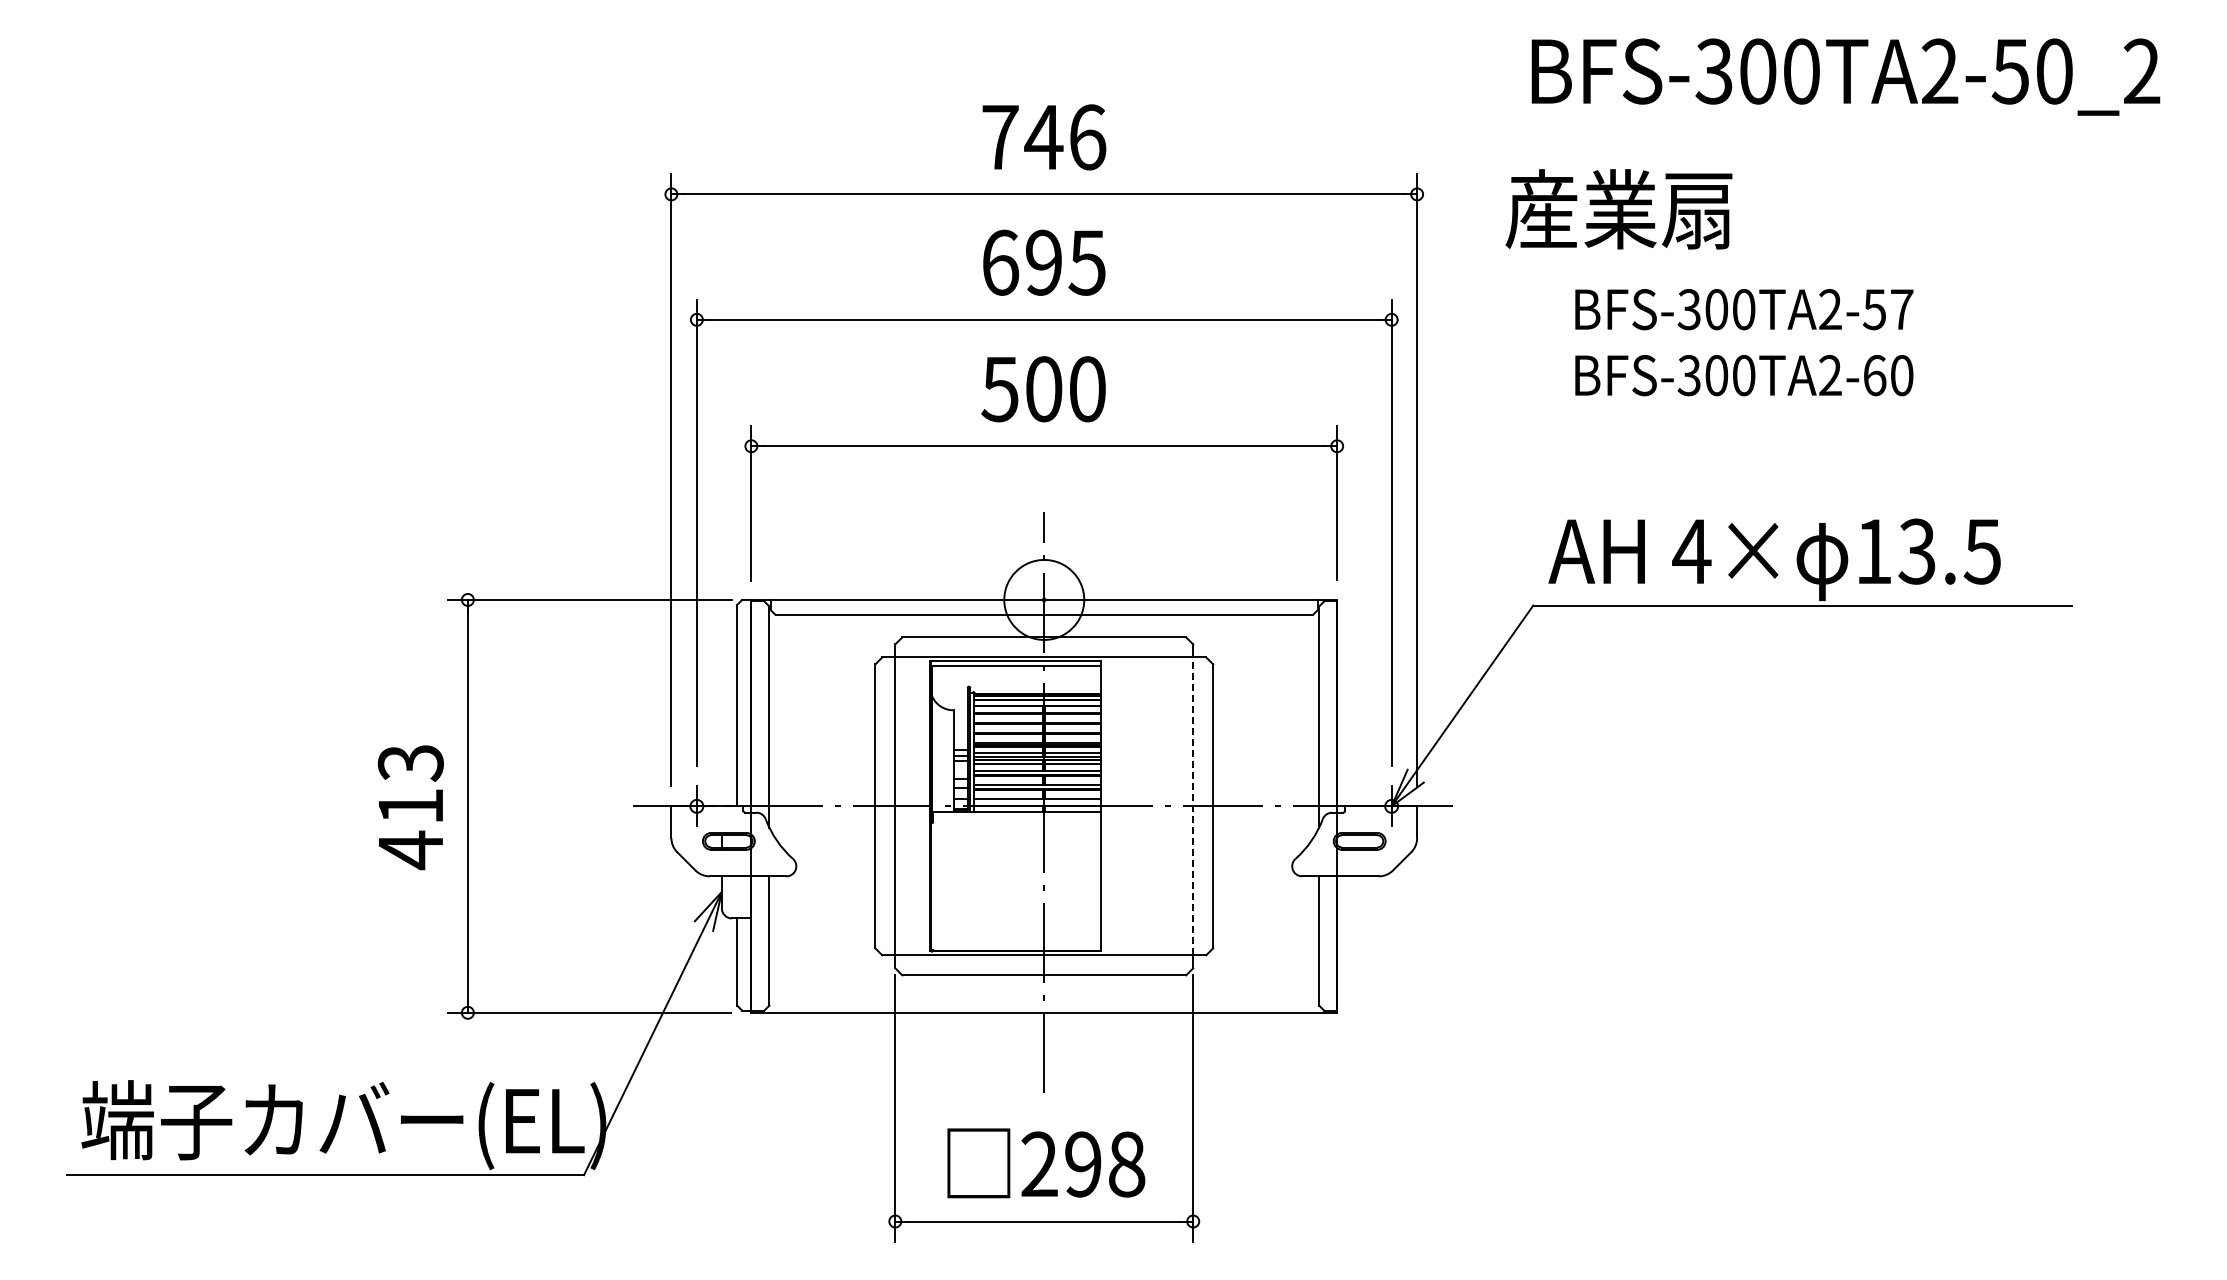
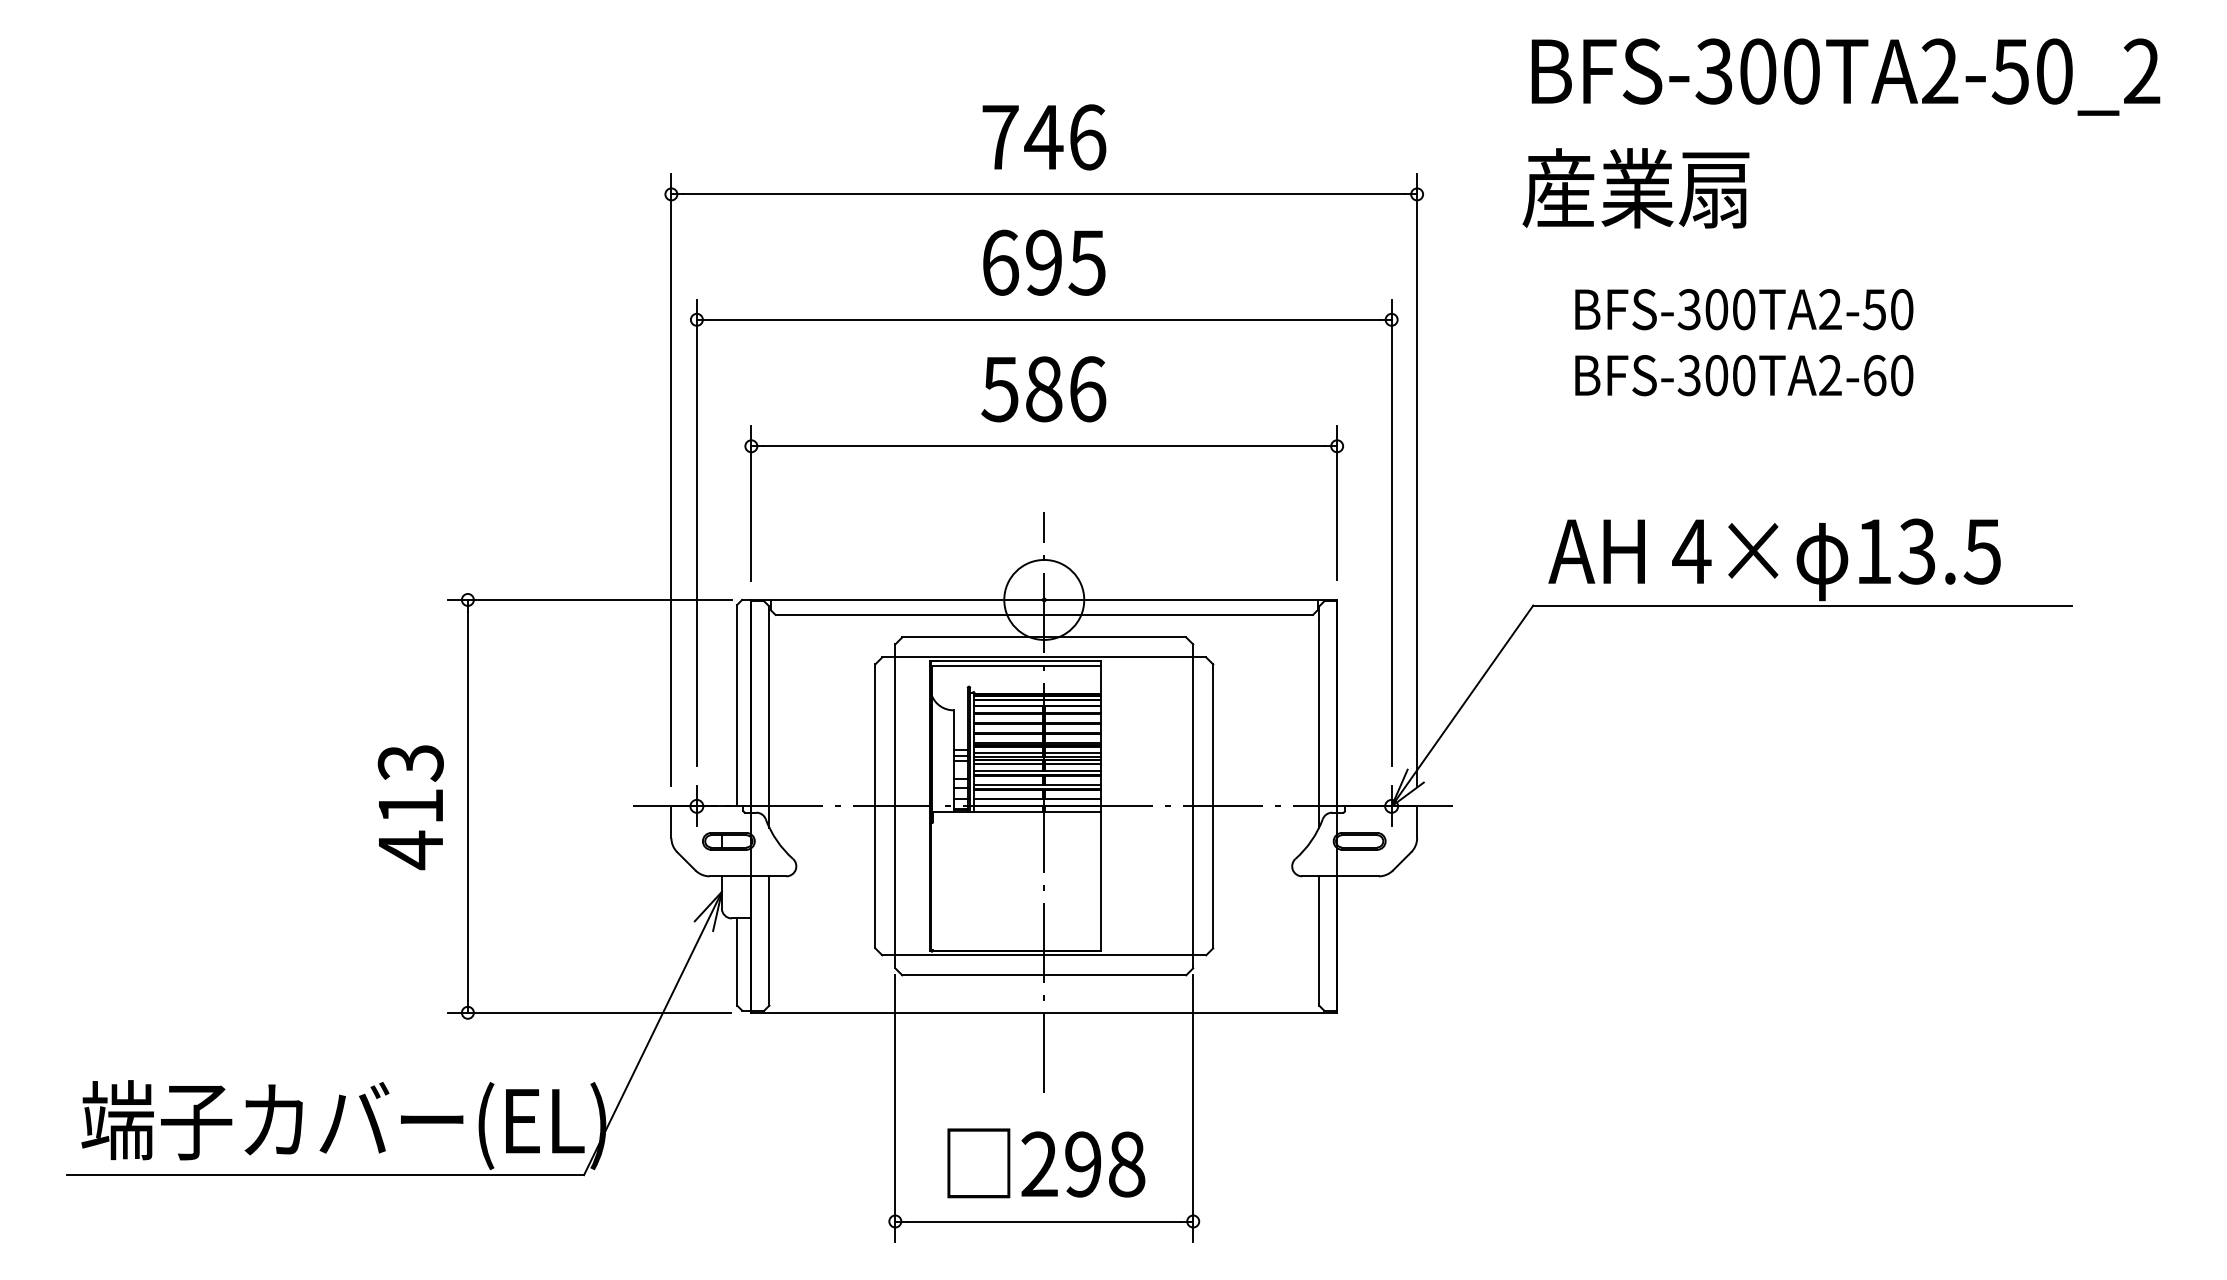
text position: (1618, 209) -> (1635, 188) (1635, 188)
text: BFS-300TA2-57 -> BFS-300TA2-50 (1902, 309)
text: 500 -> 586 (1066, 389)
line: dashed -> solid (1193, 806)
